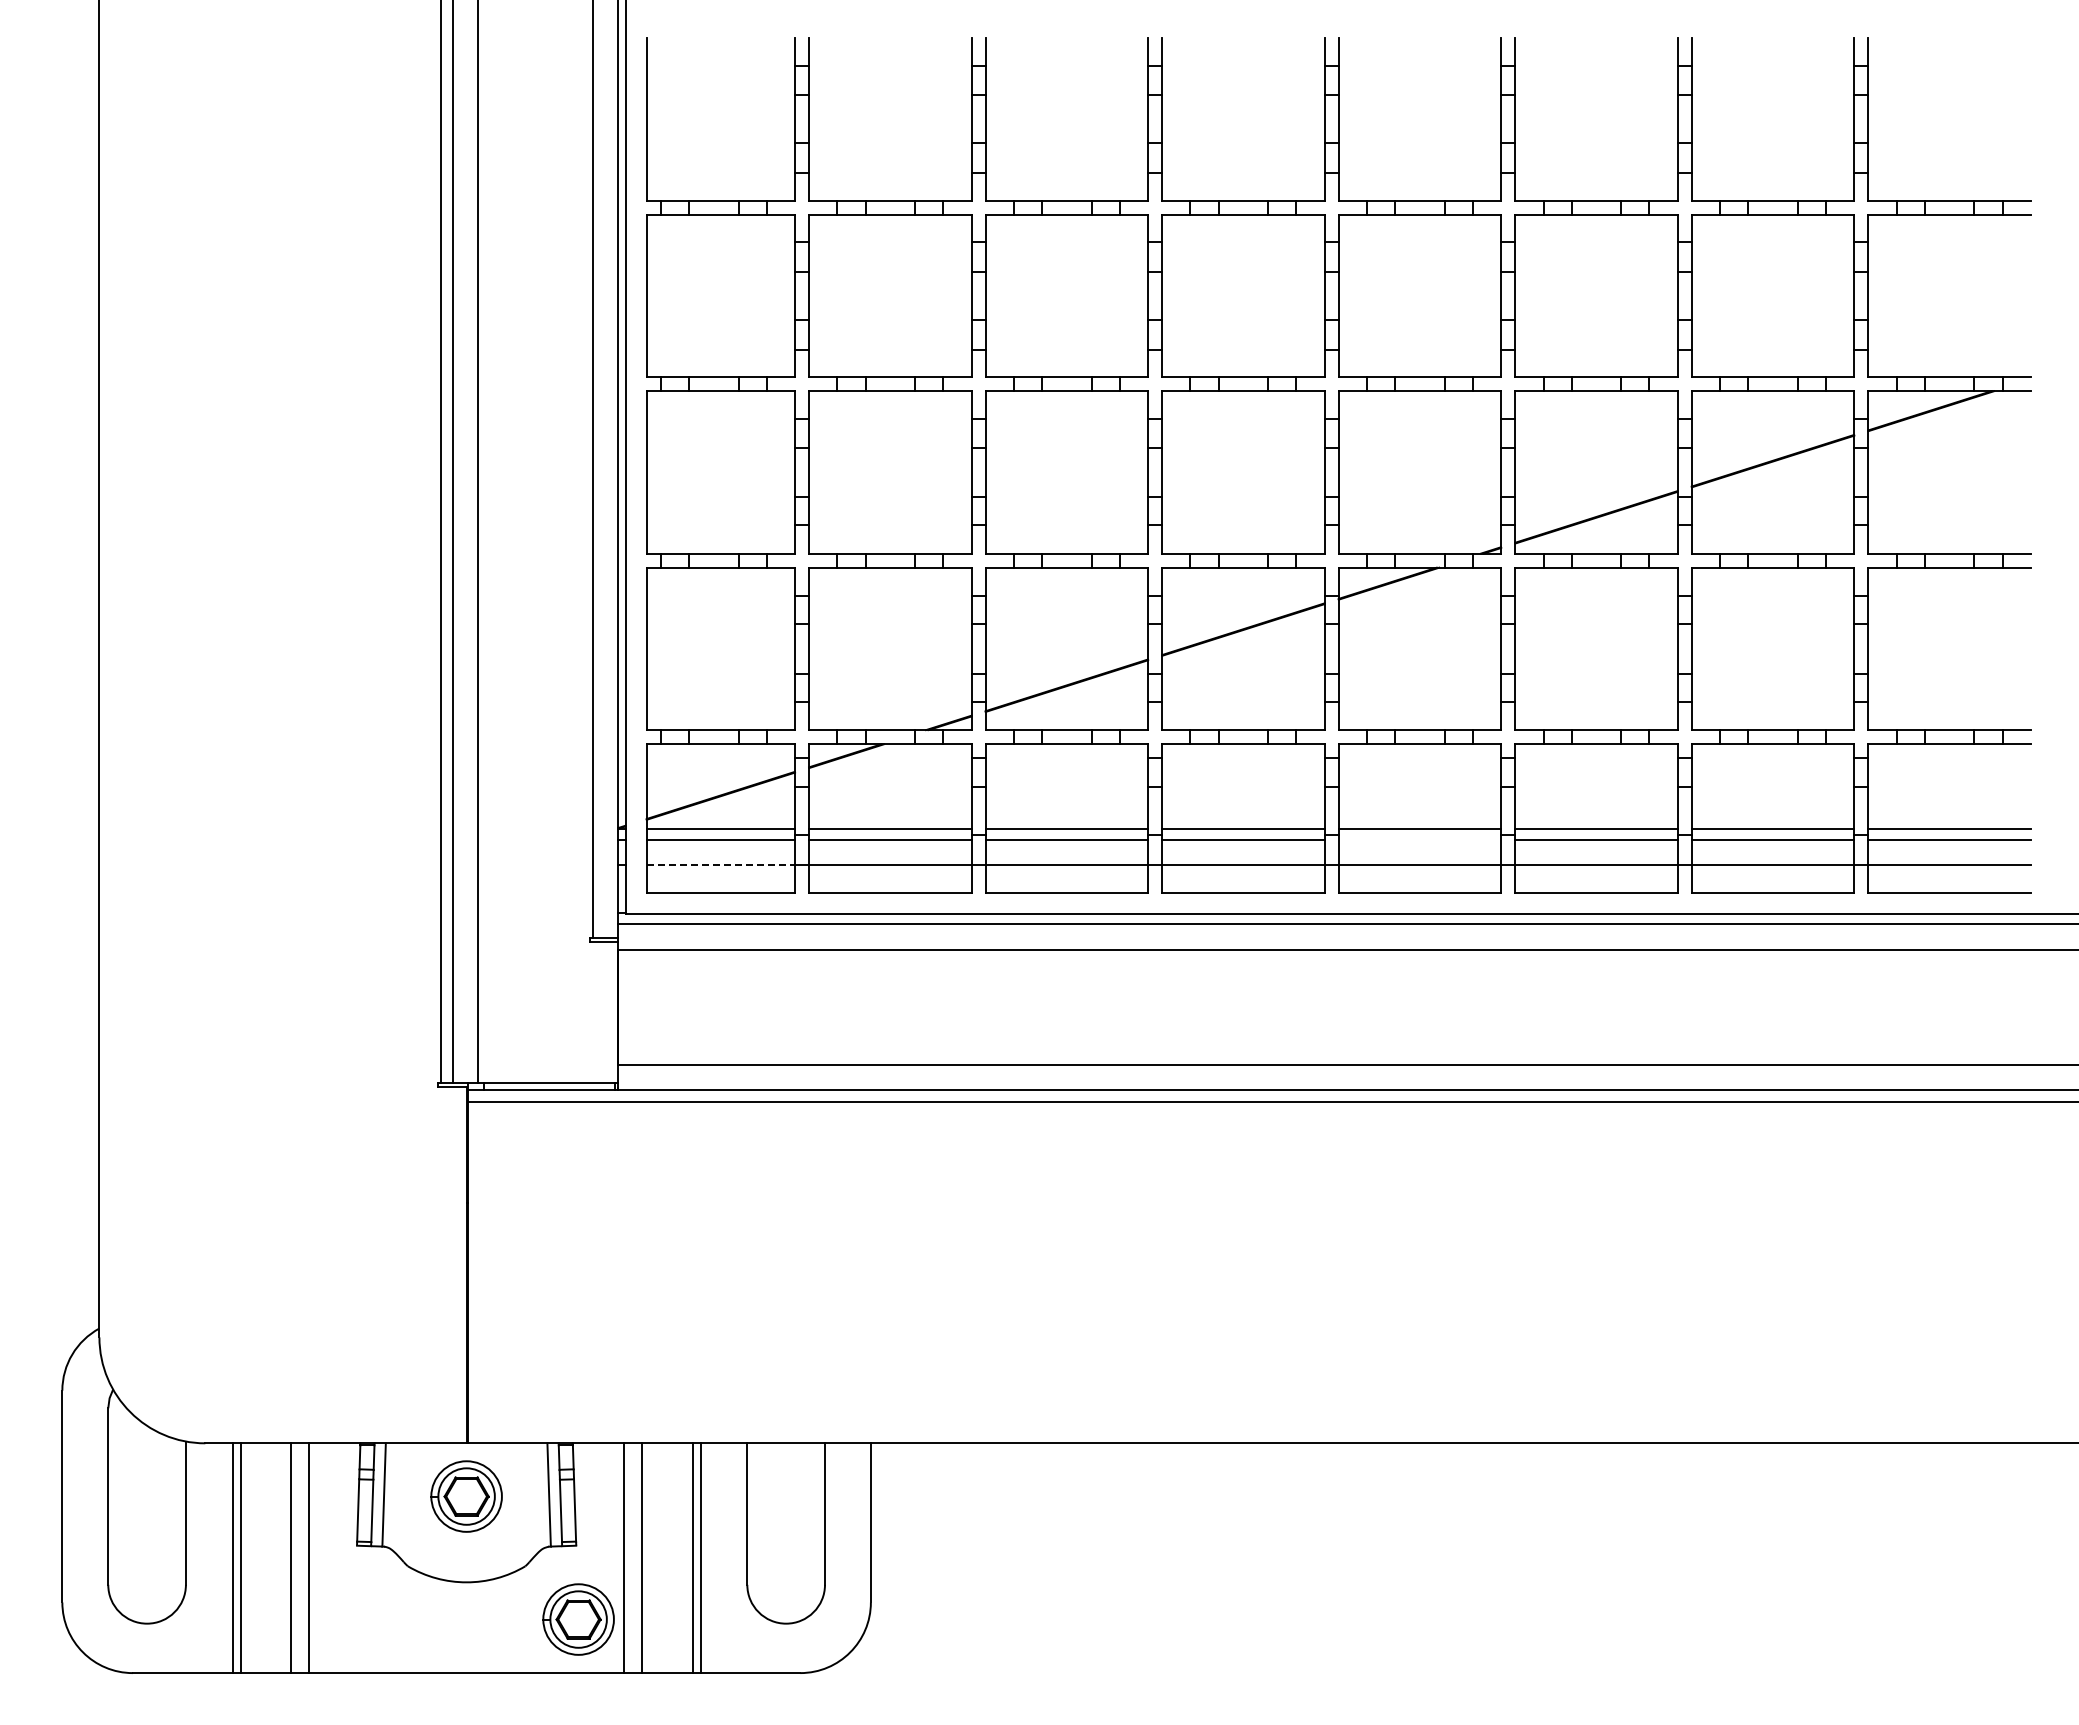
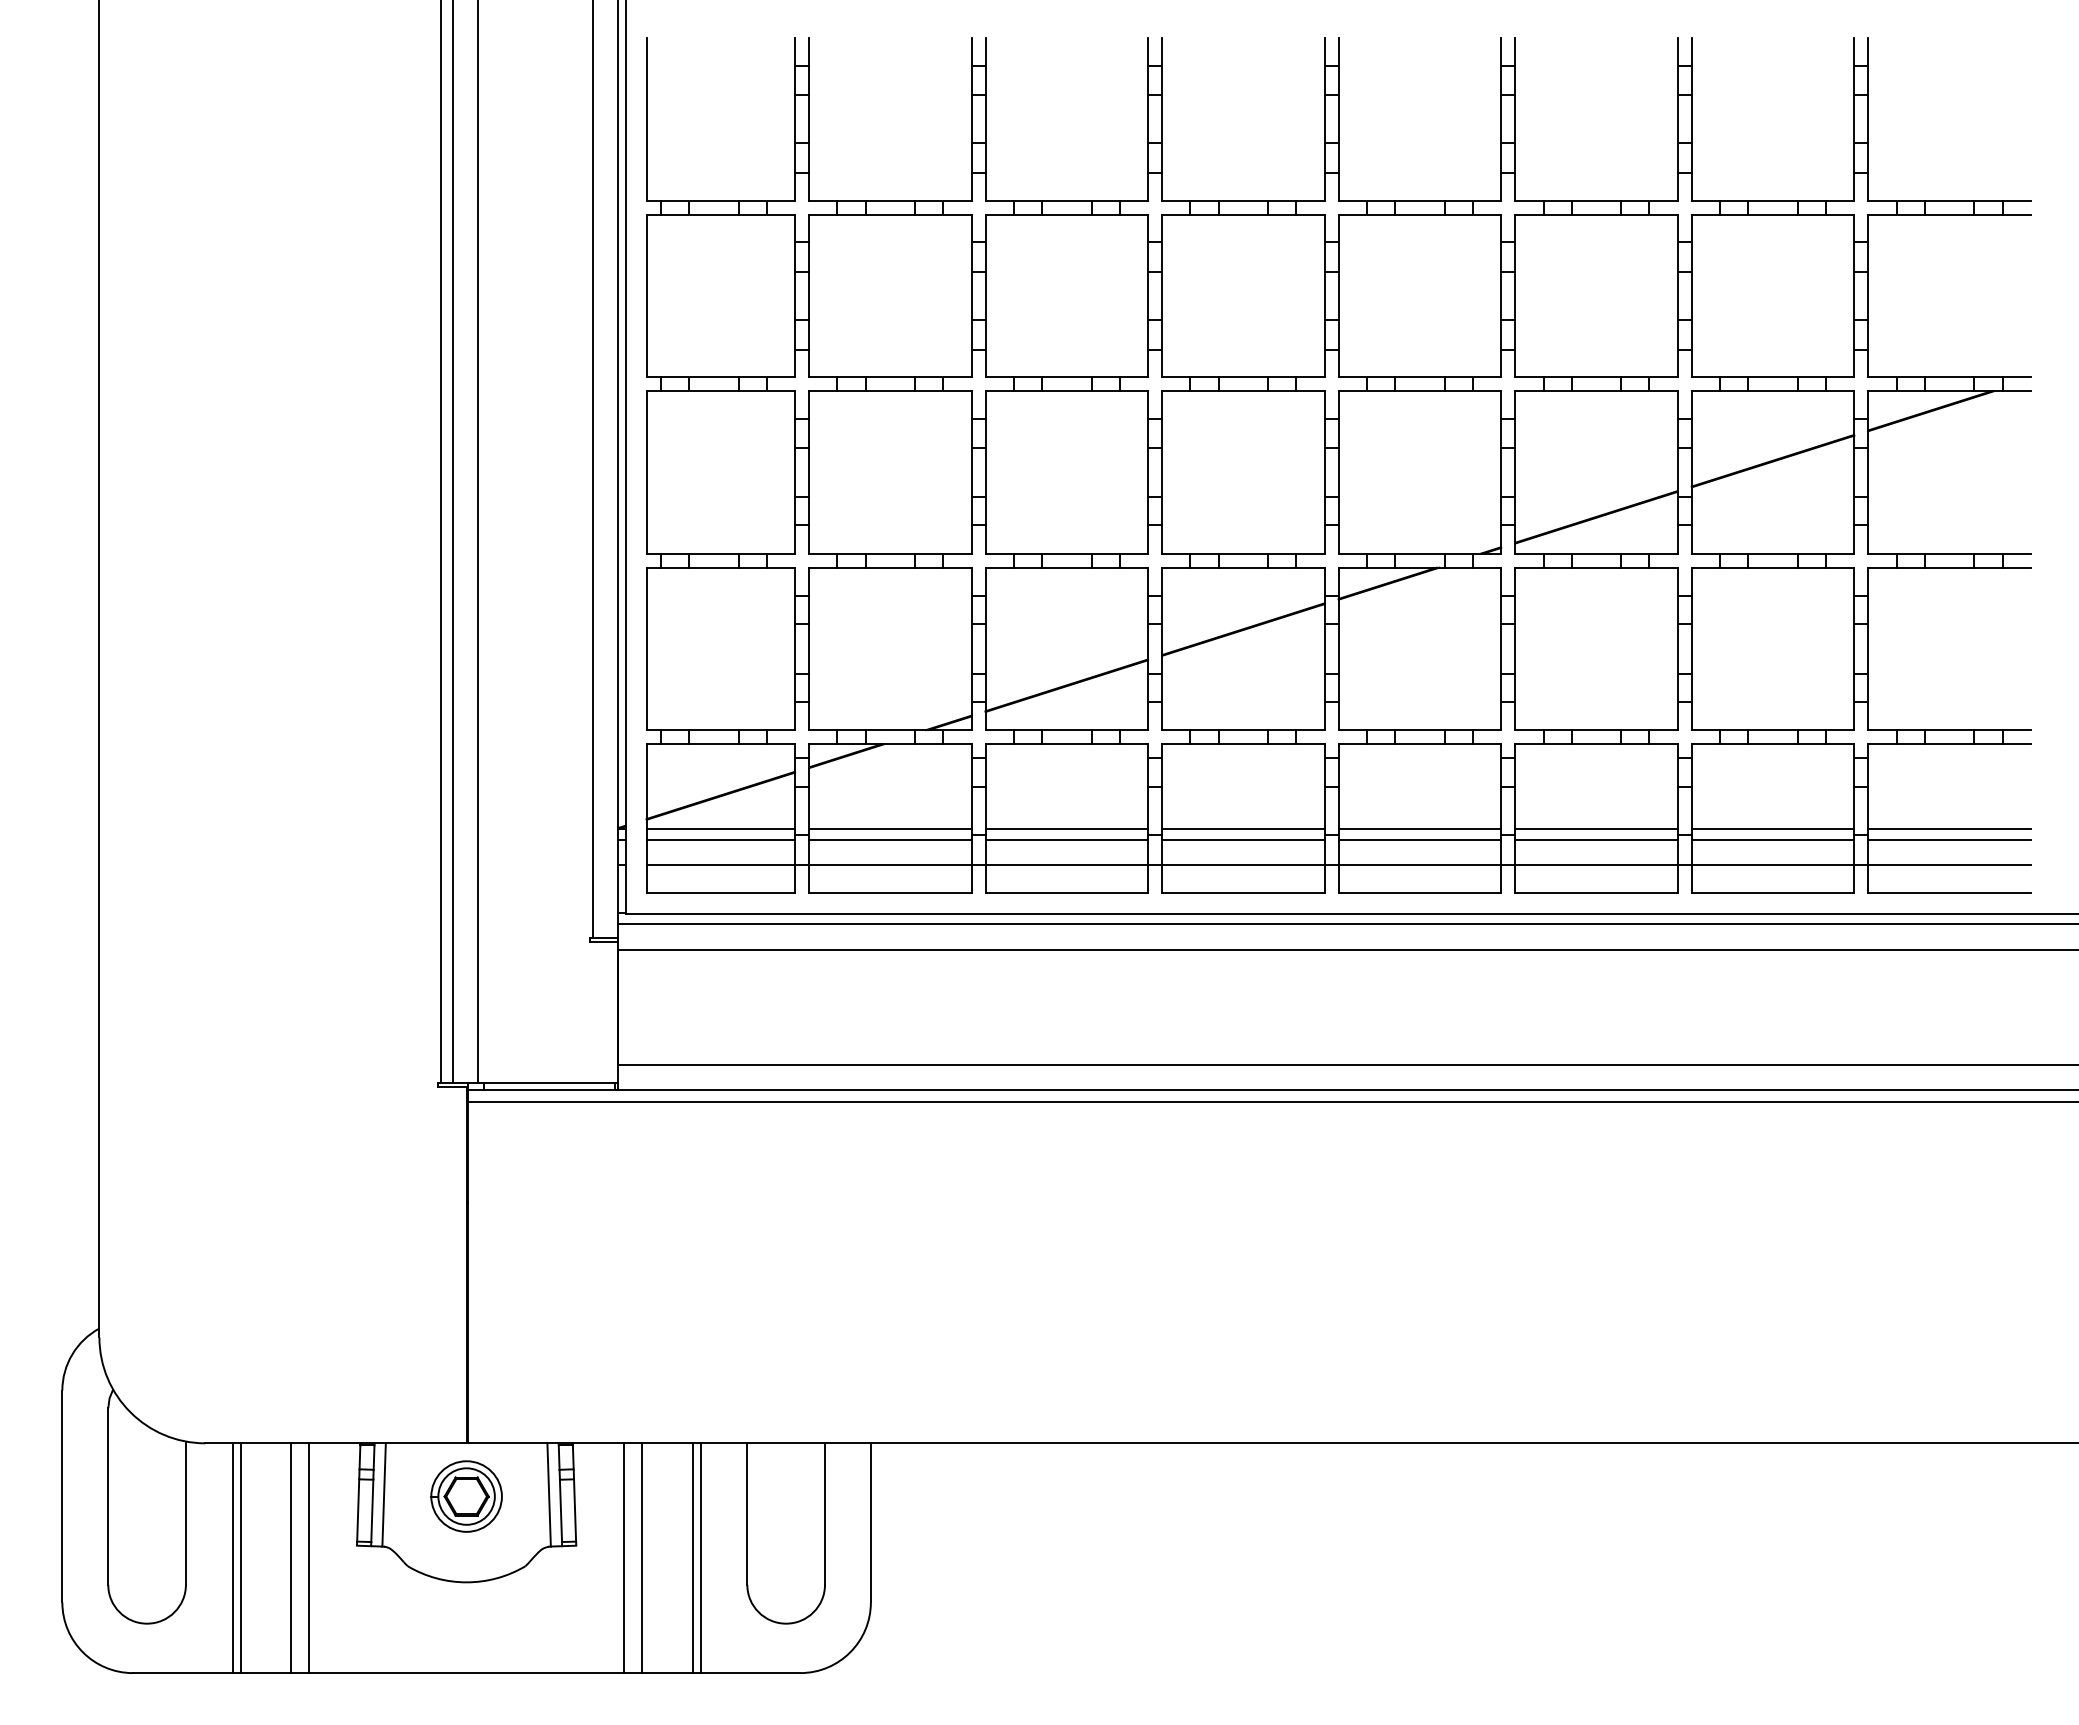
line: none -> present (1419, 839)
line: dashed -> solid (721, 864)
part: present -> none (578, 1619)
